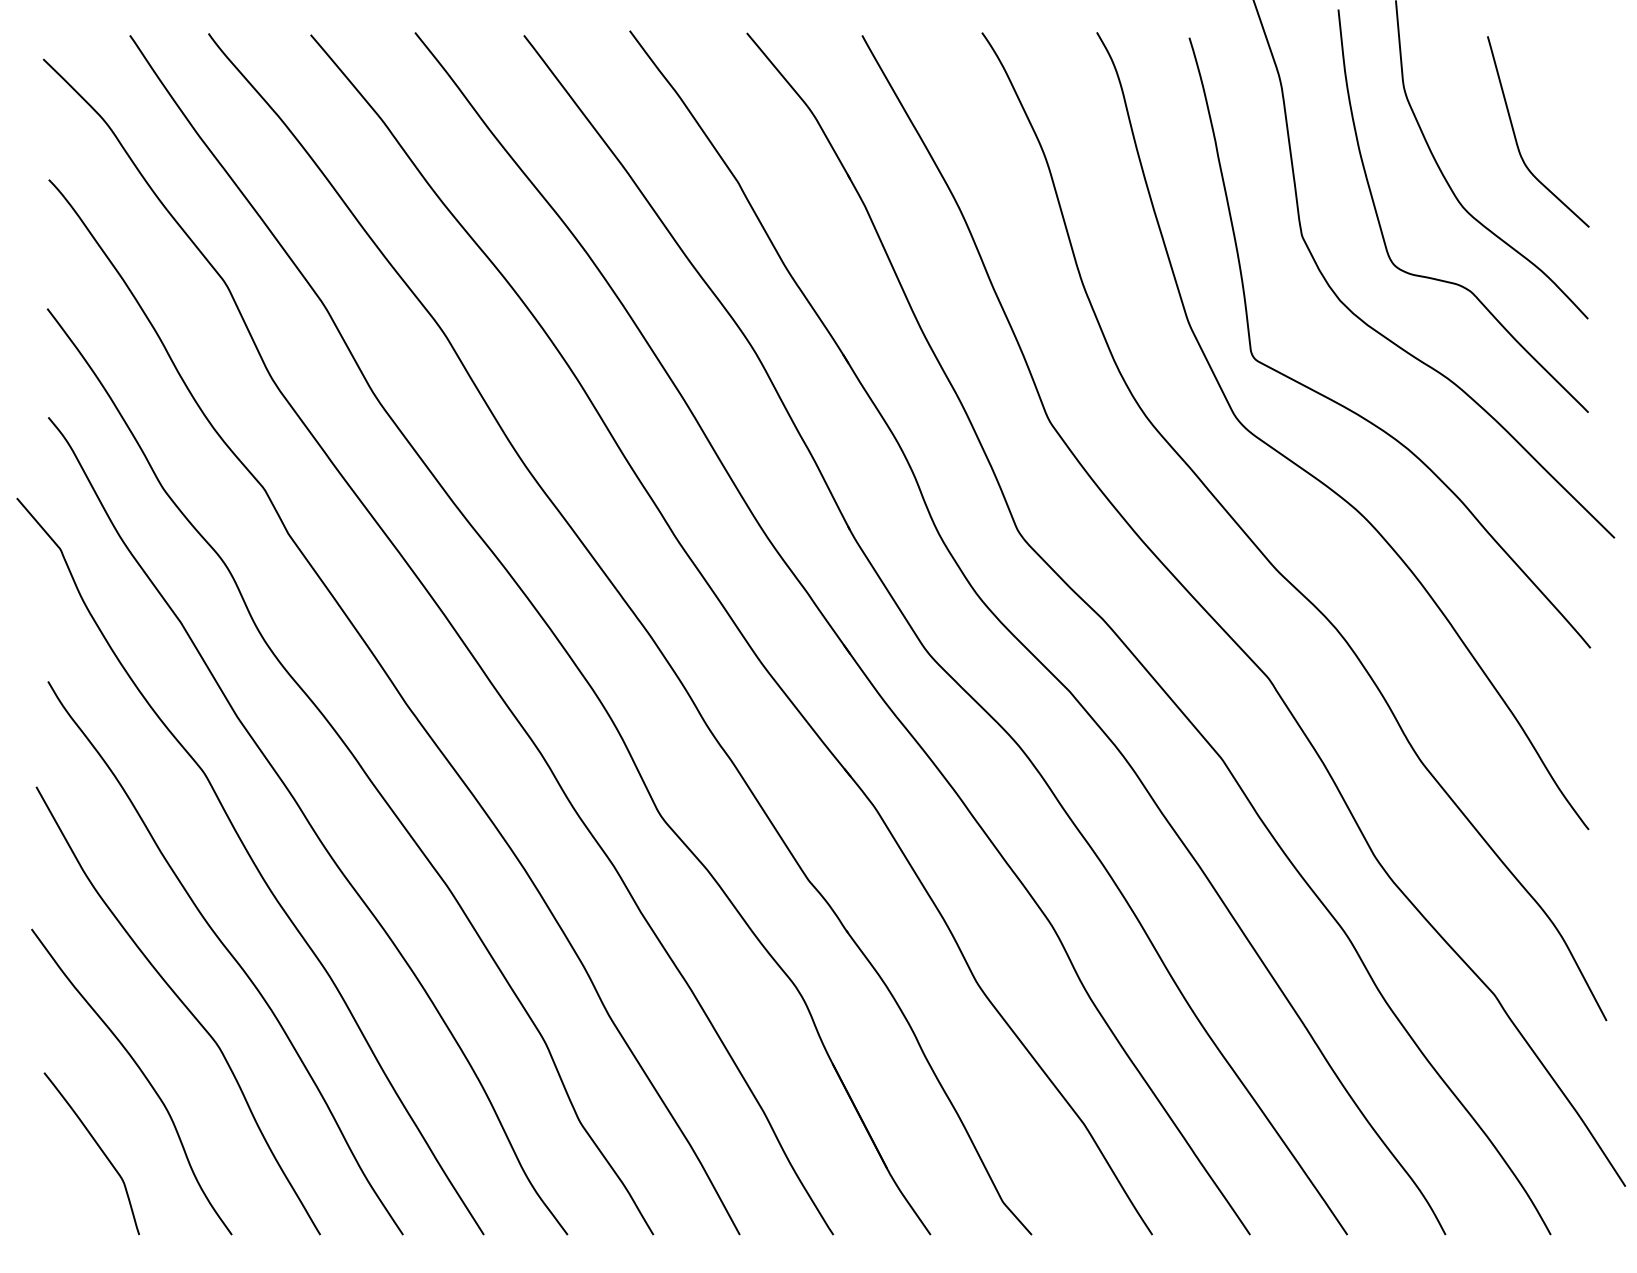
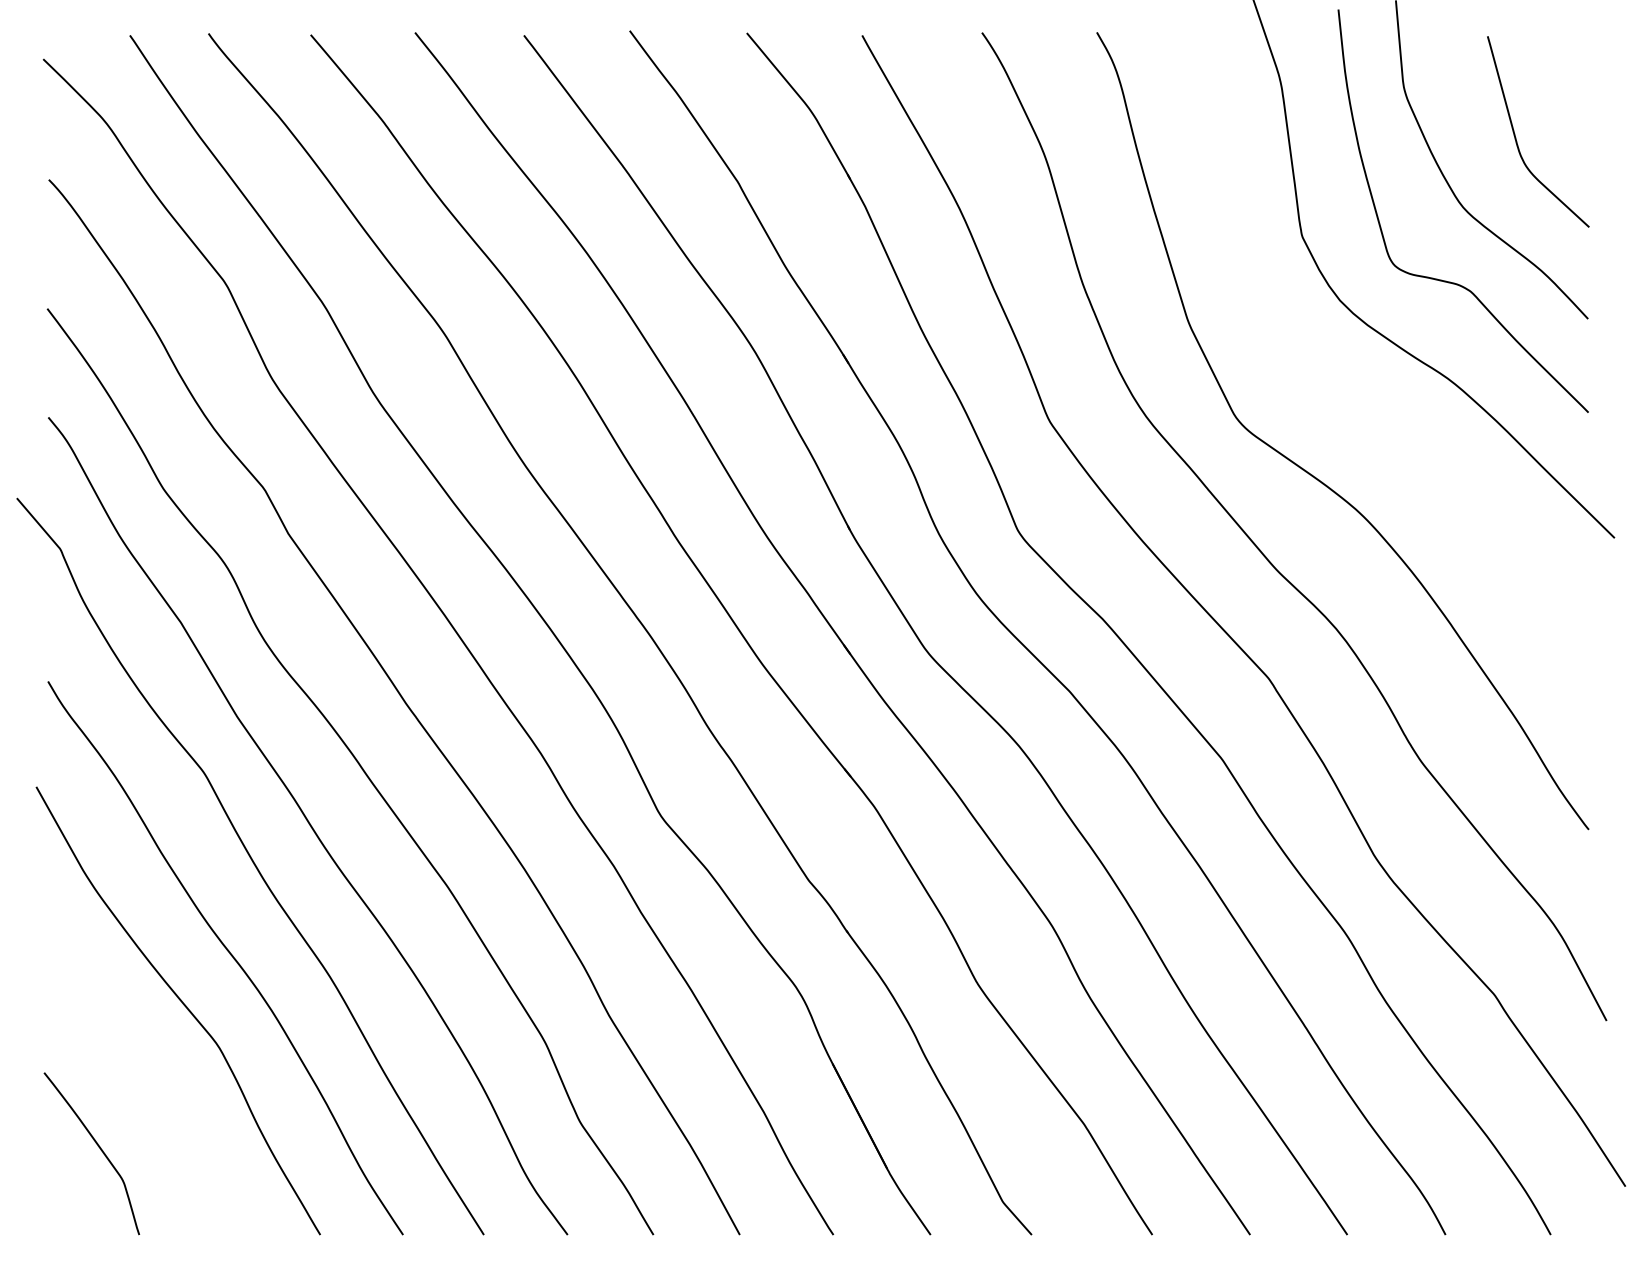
curve: present -> none (1349, 408)
curve: present -> none (142, 1074)
